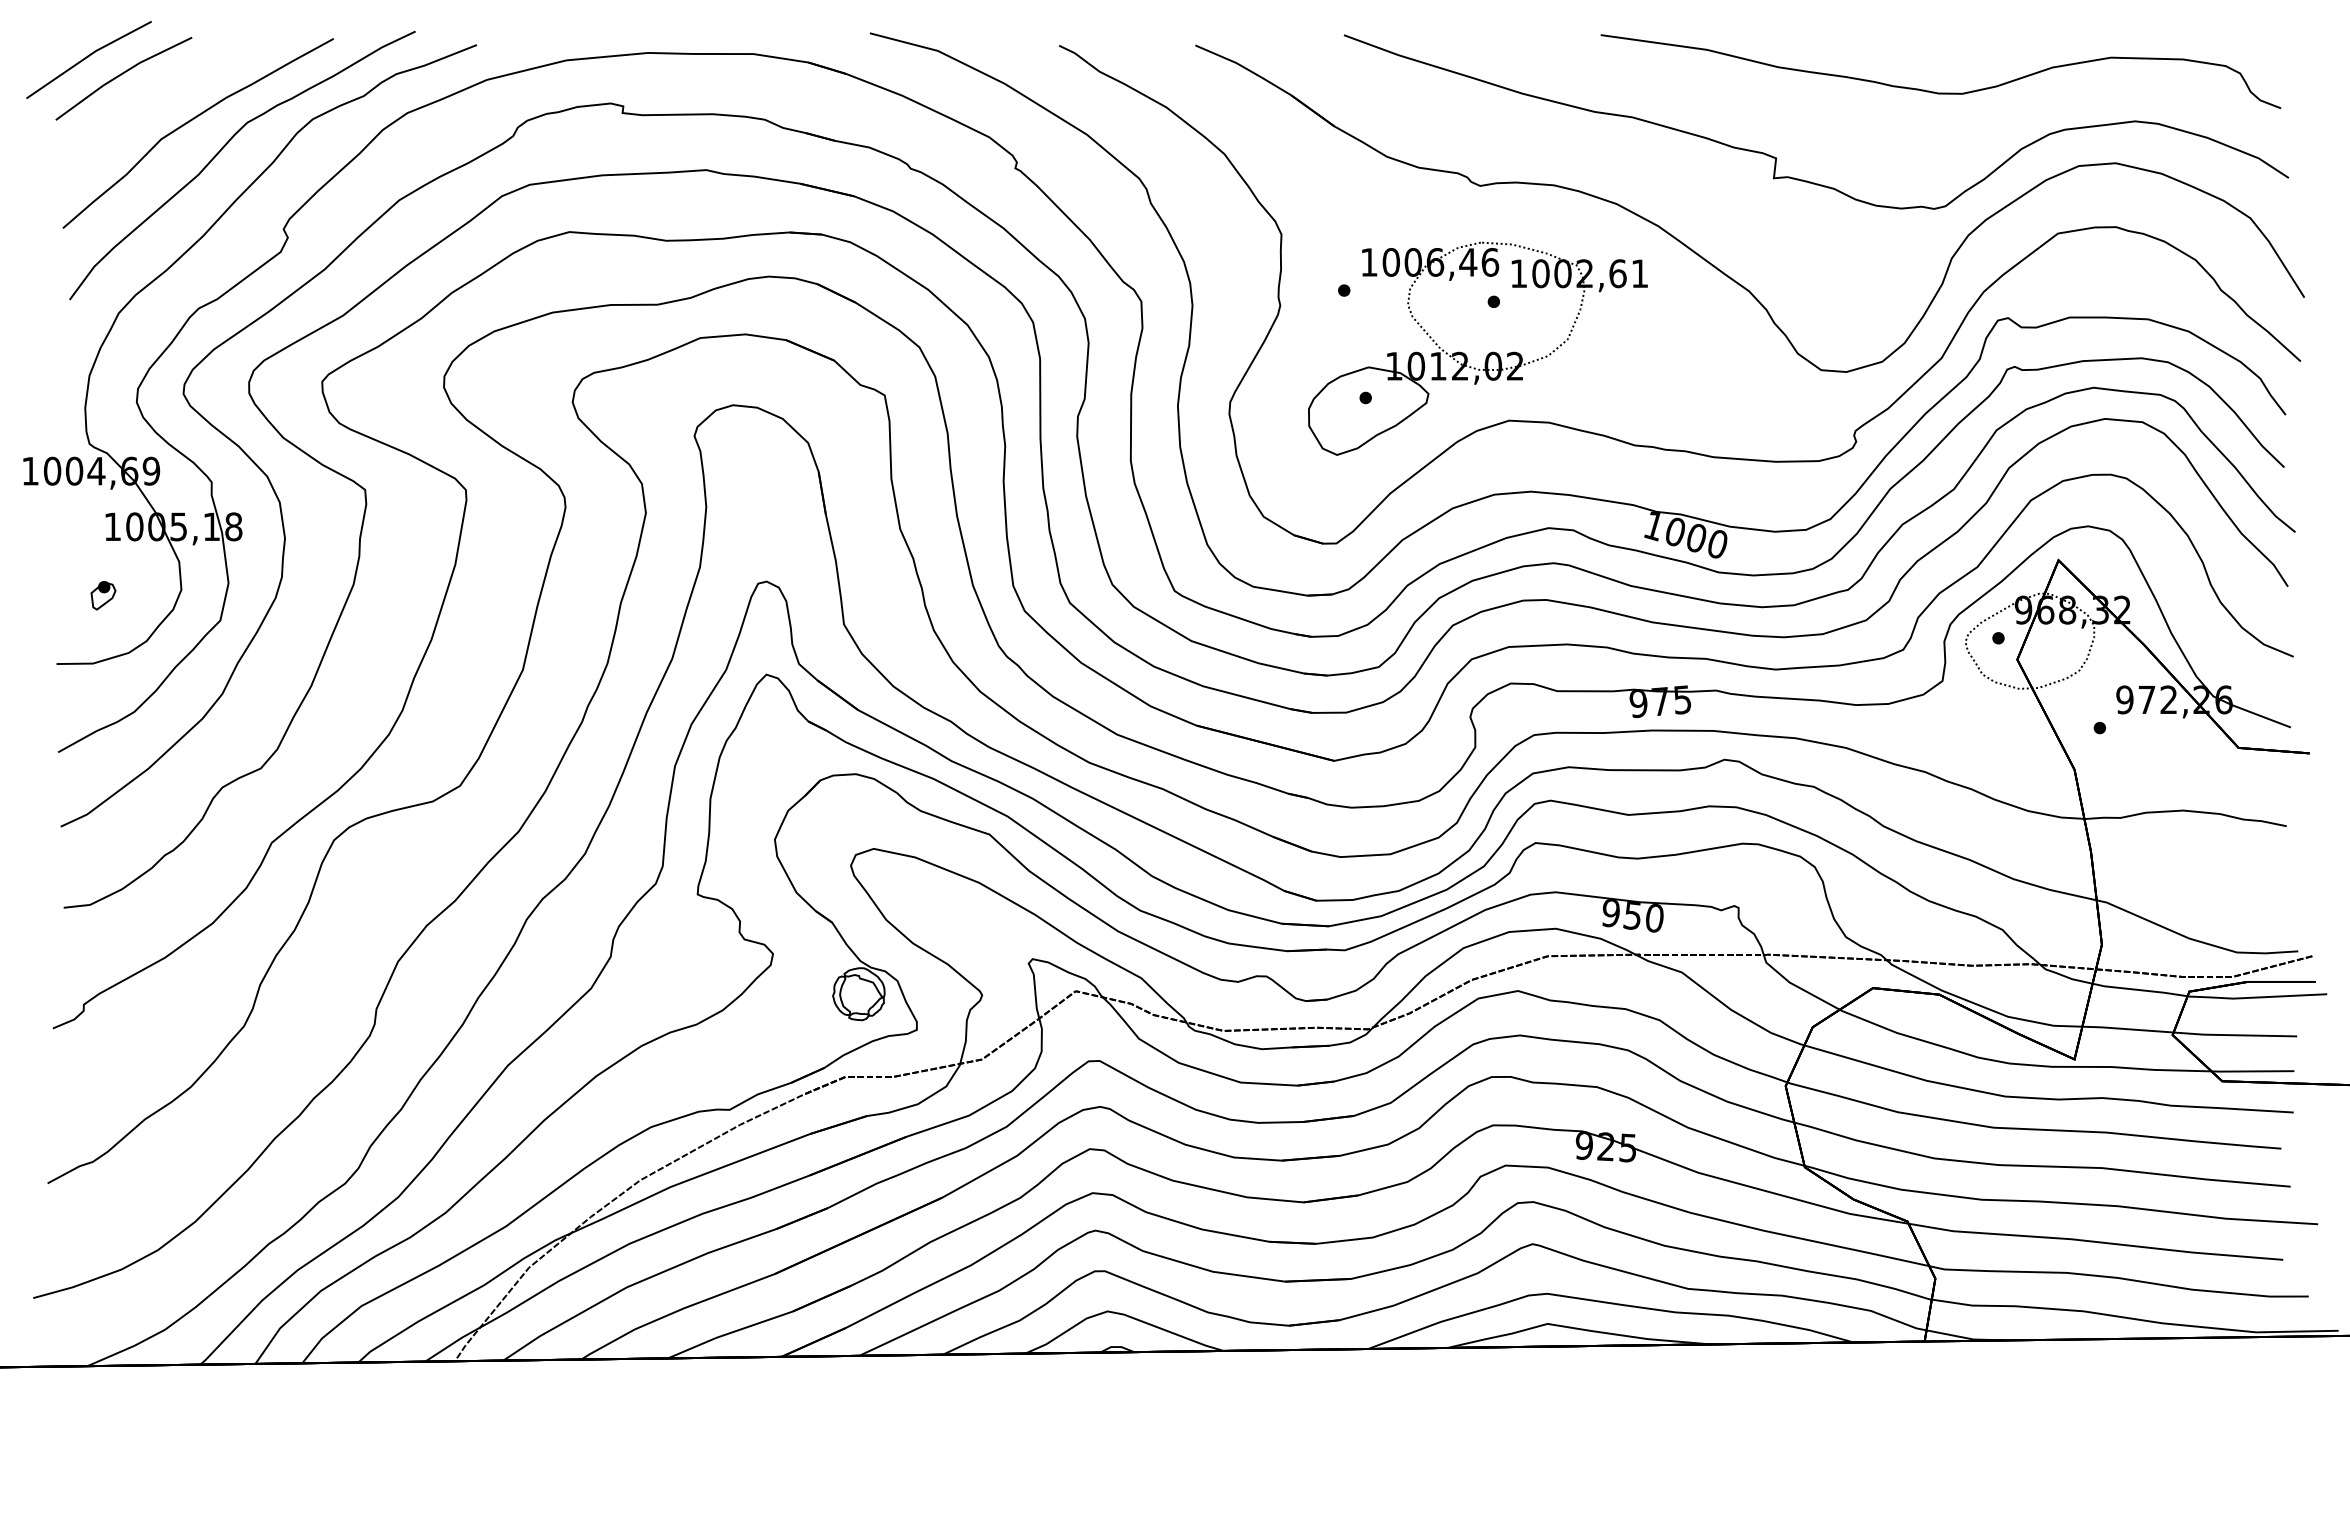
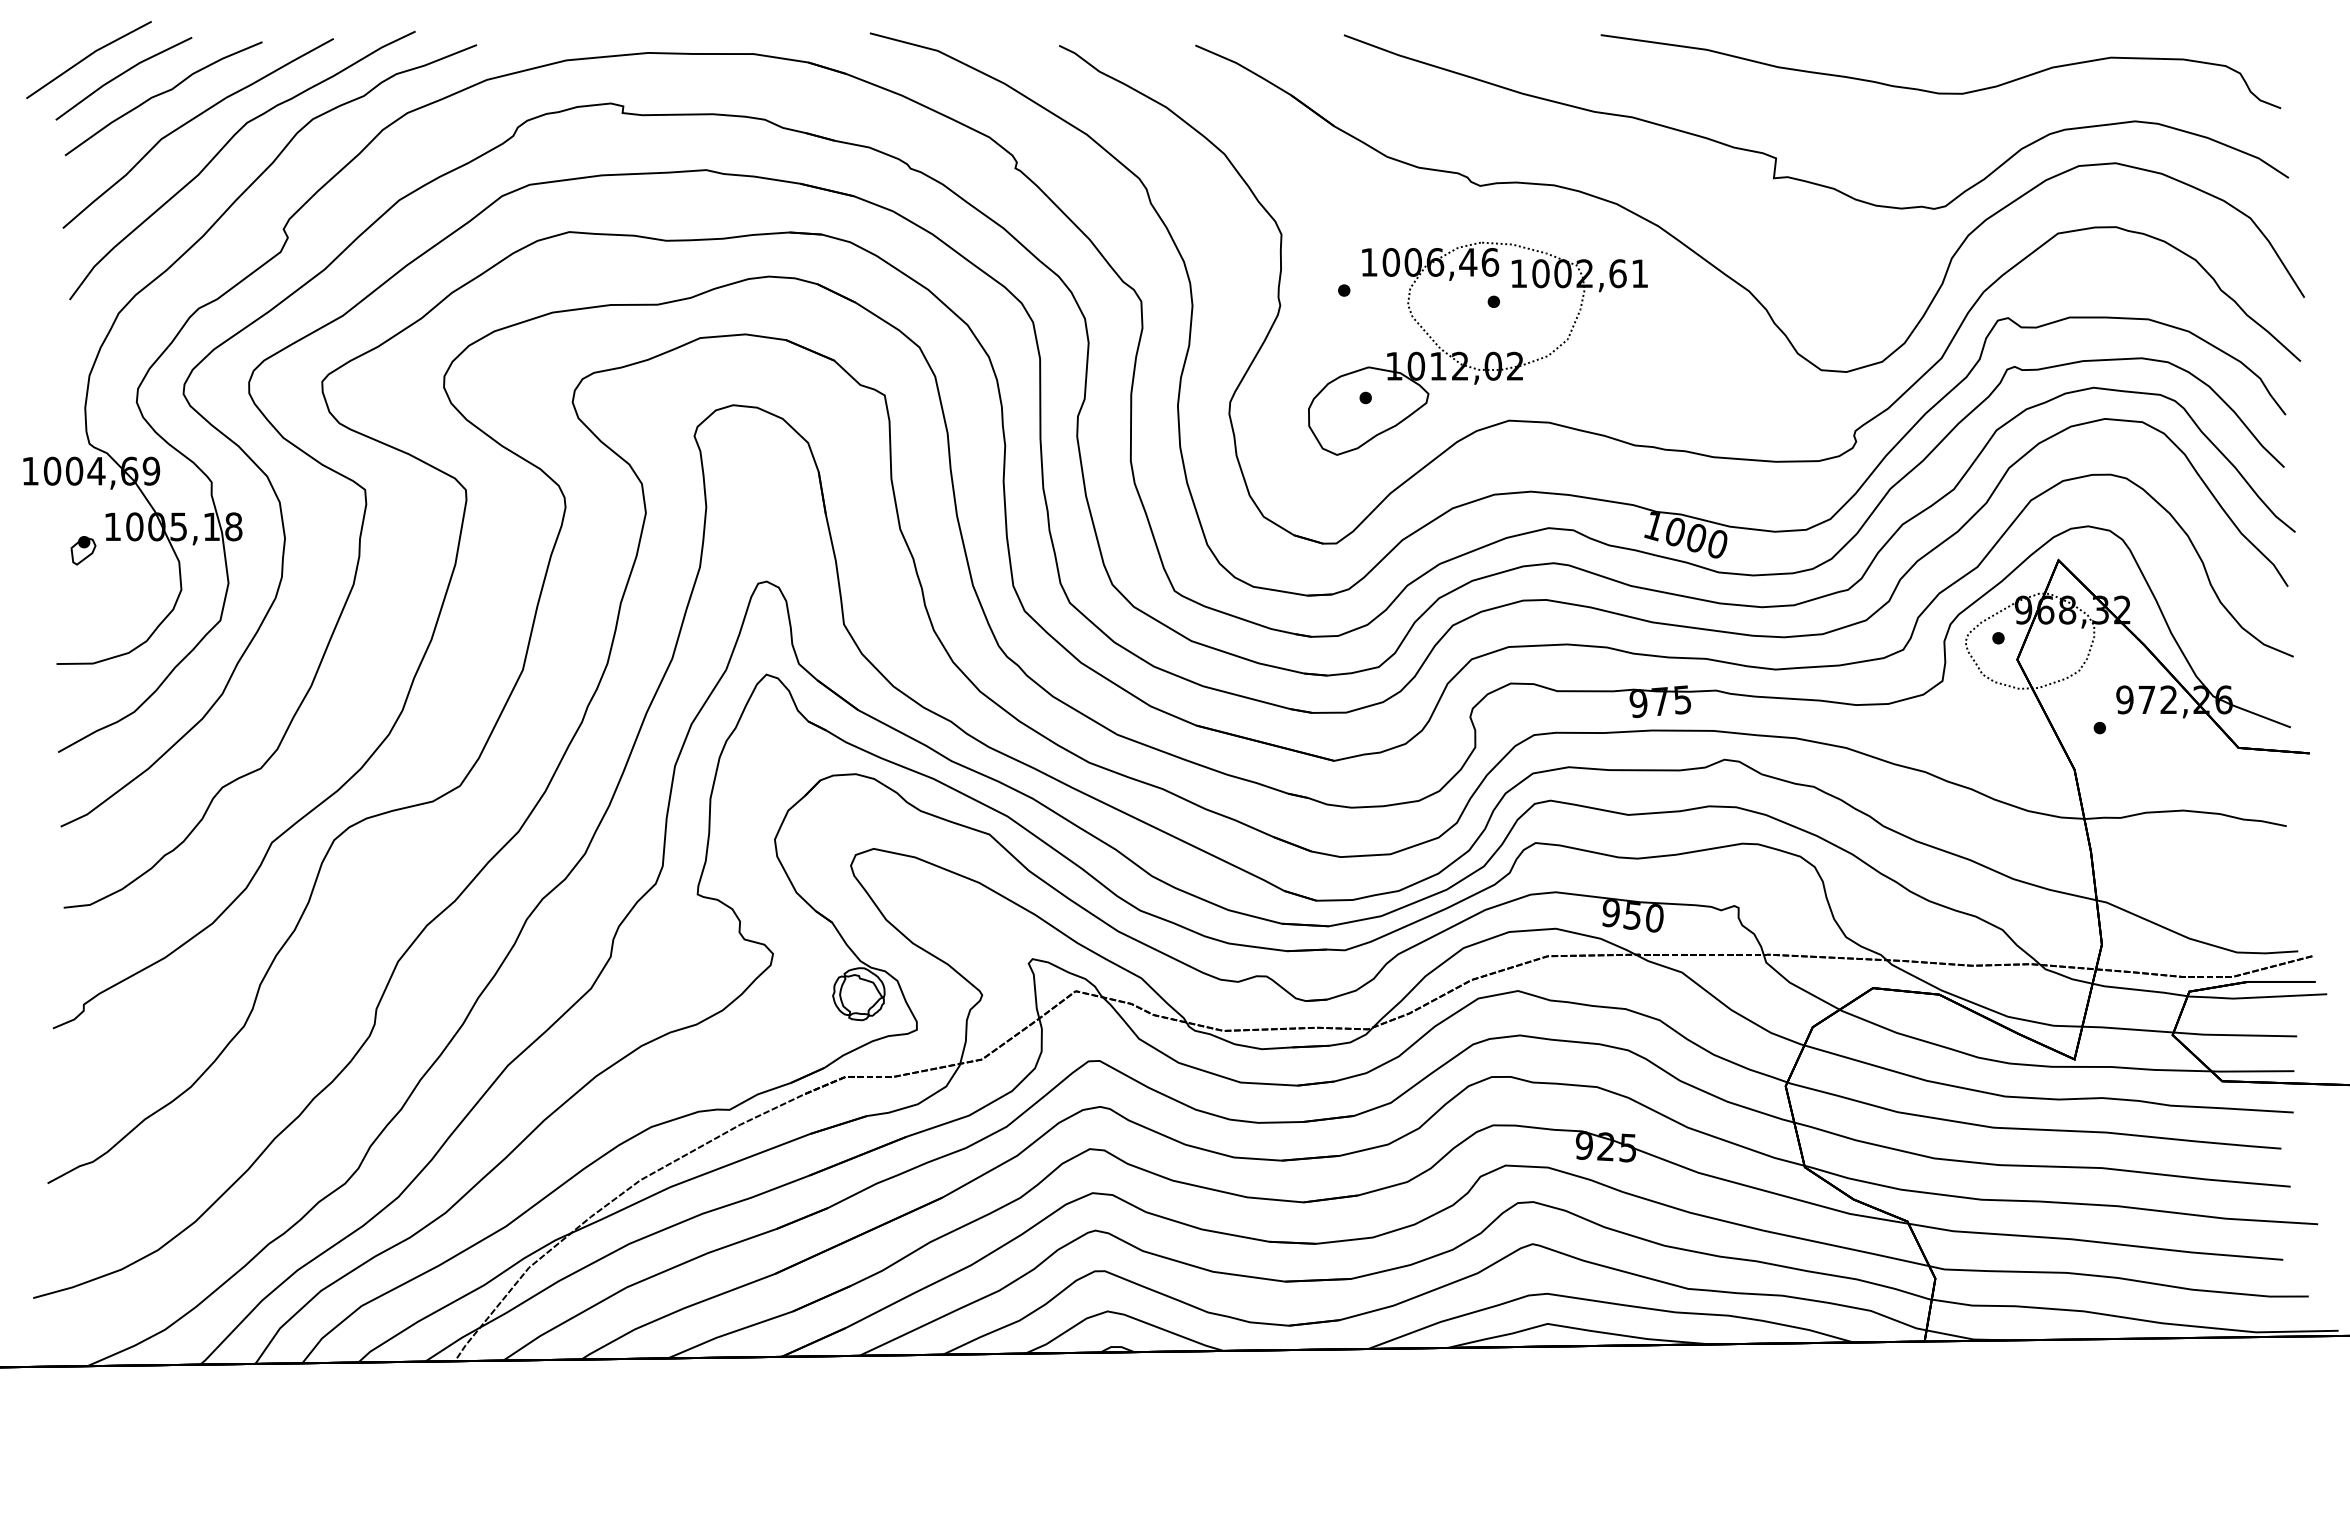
curve: none -> present (162, 94)
part position: (103, 595) -> (83, 550) (83, 550)
